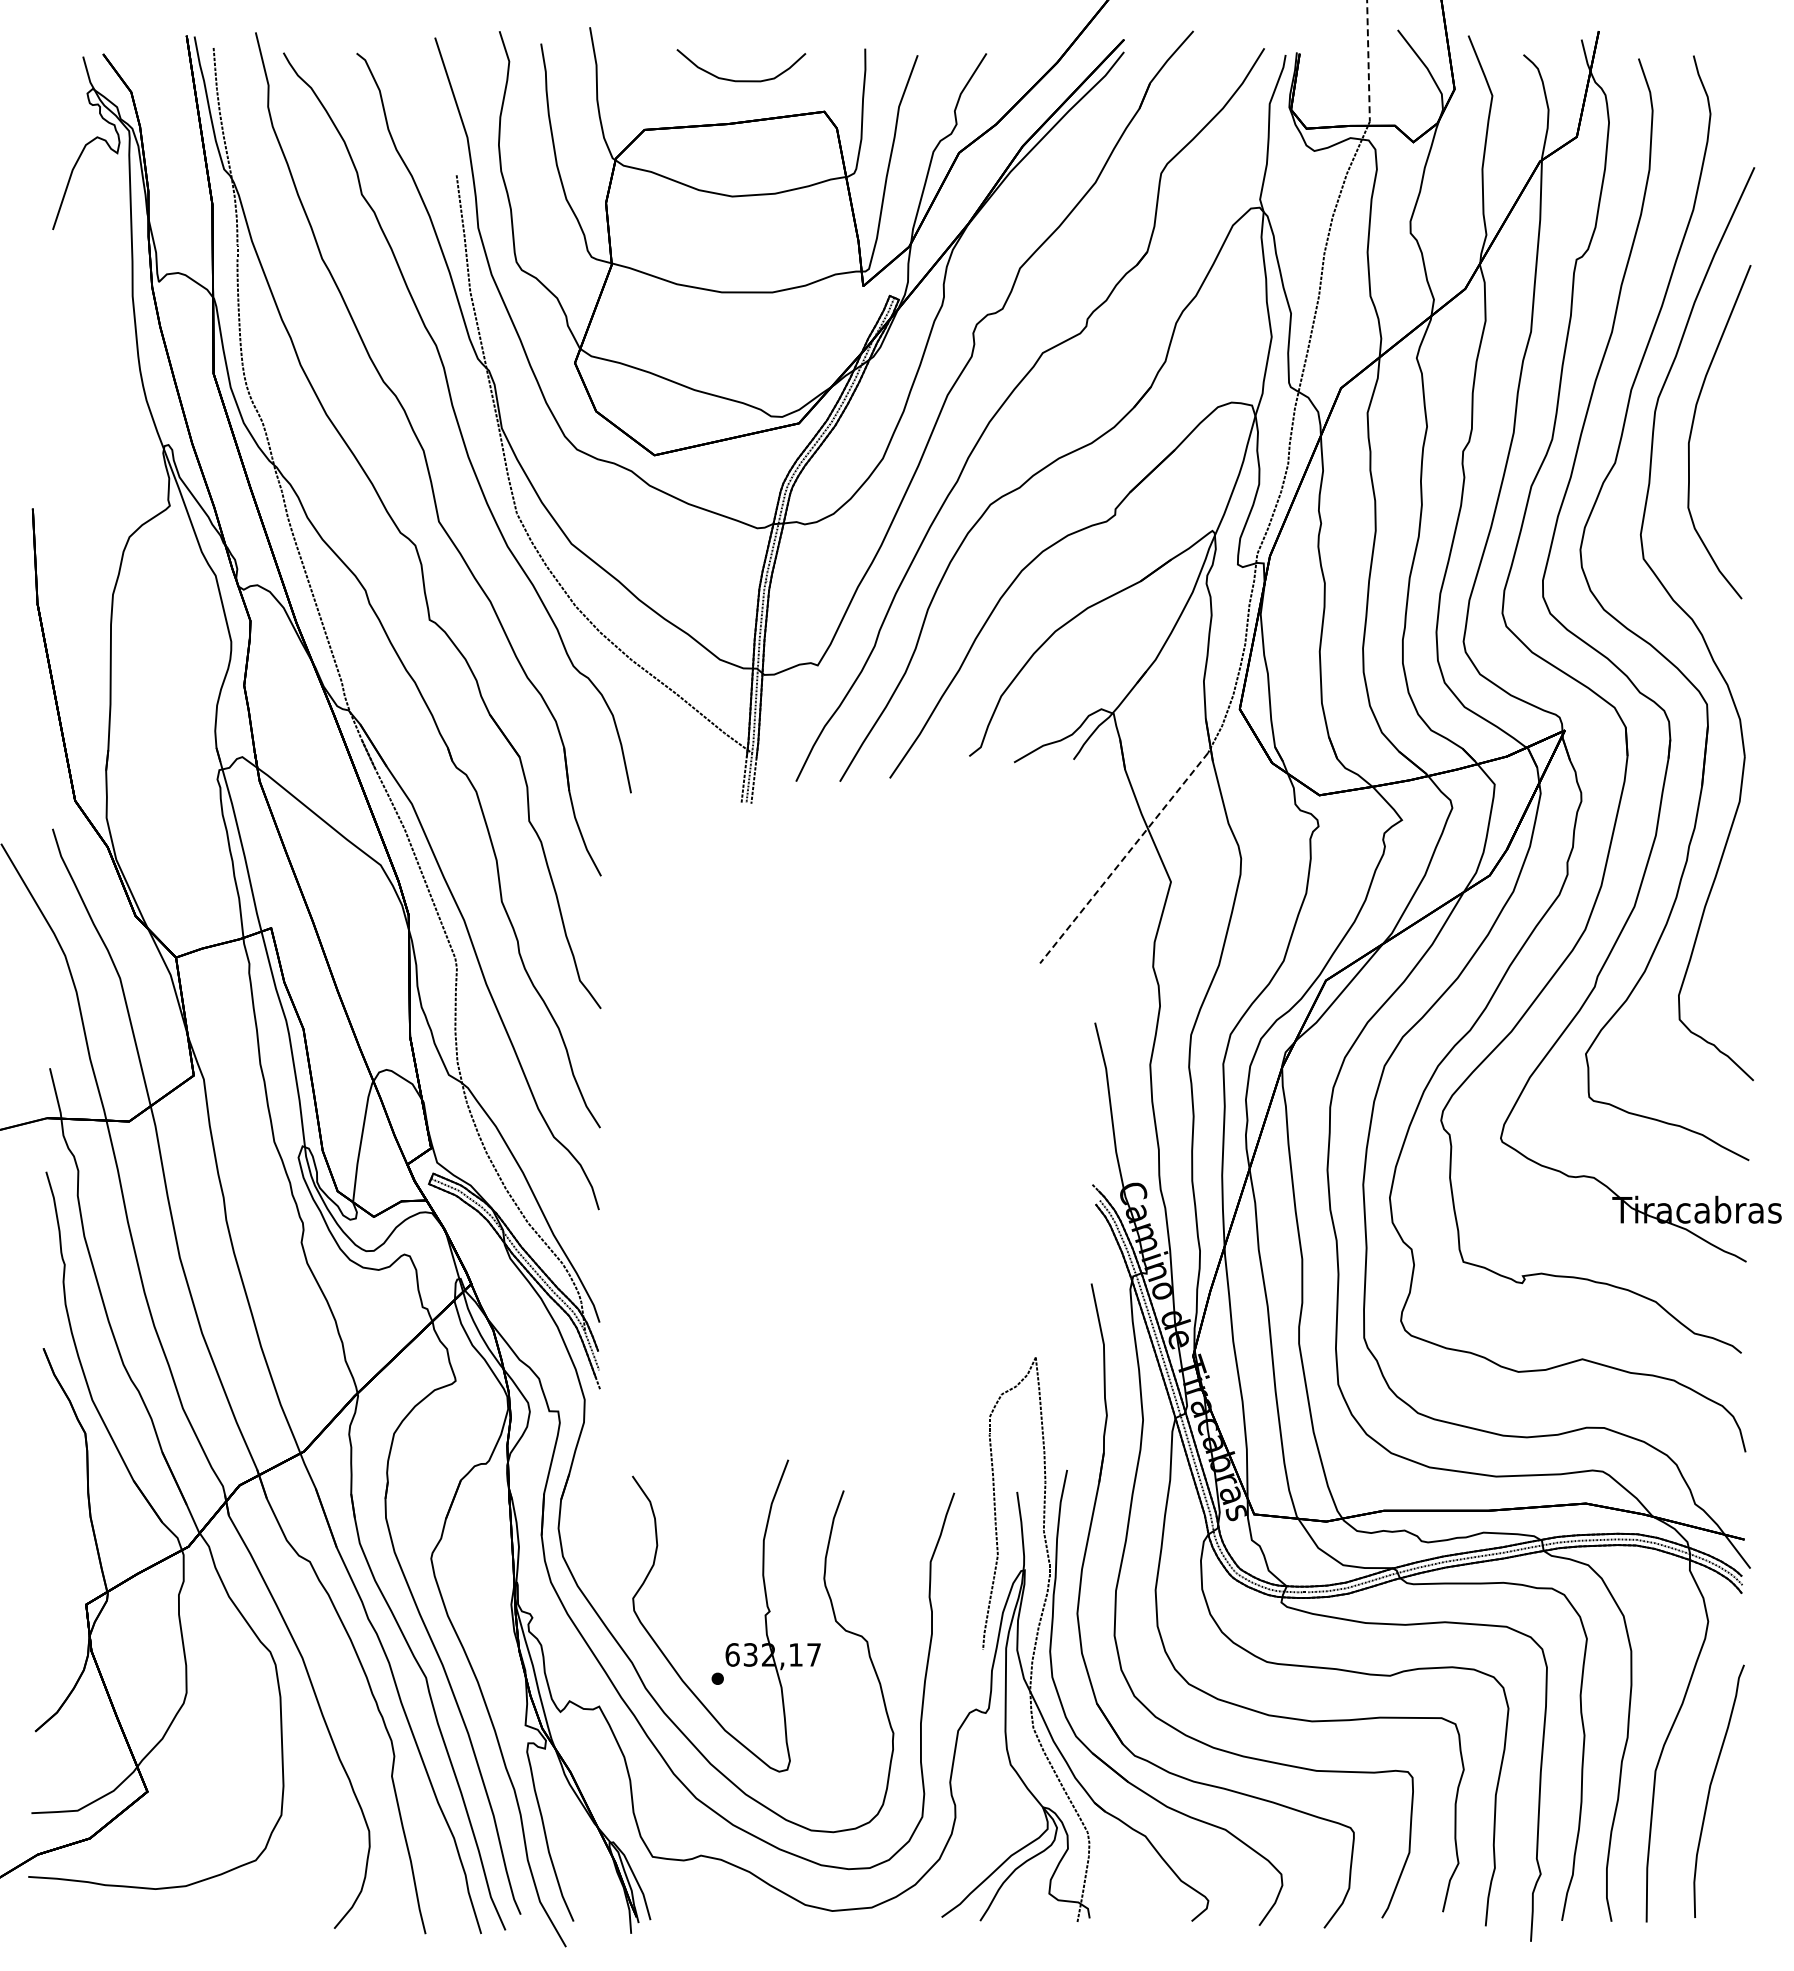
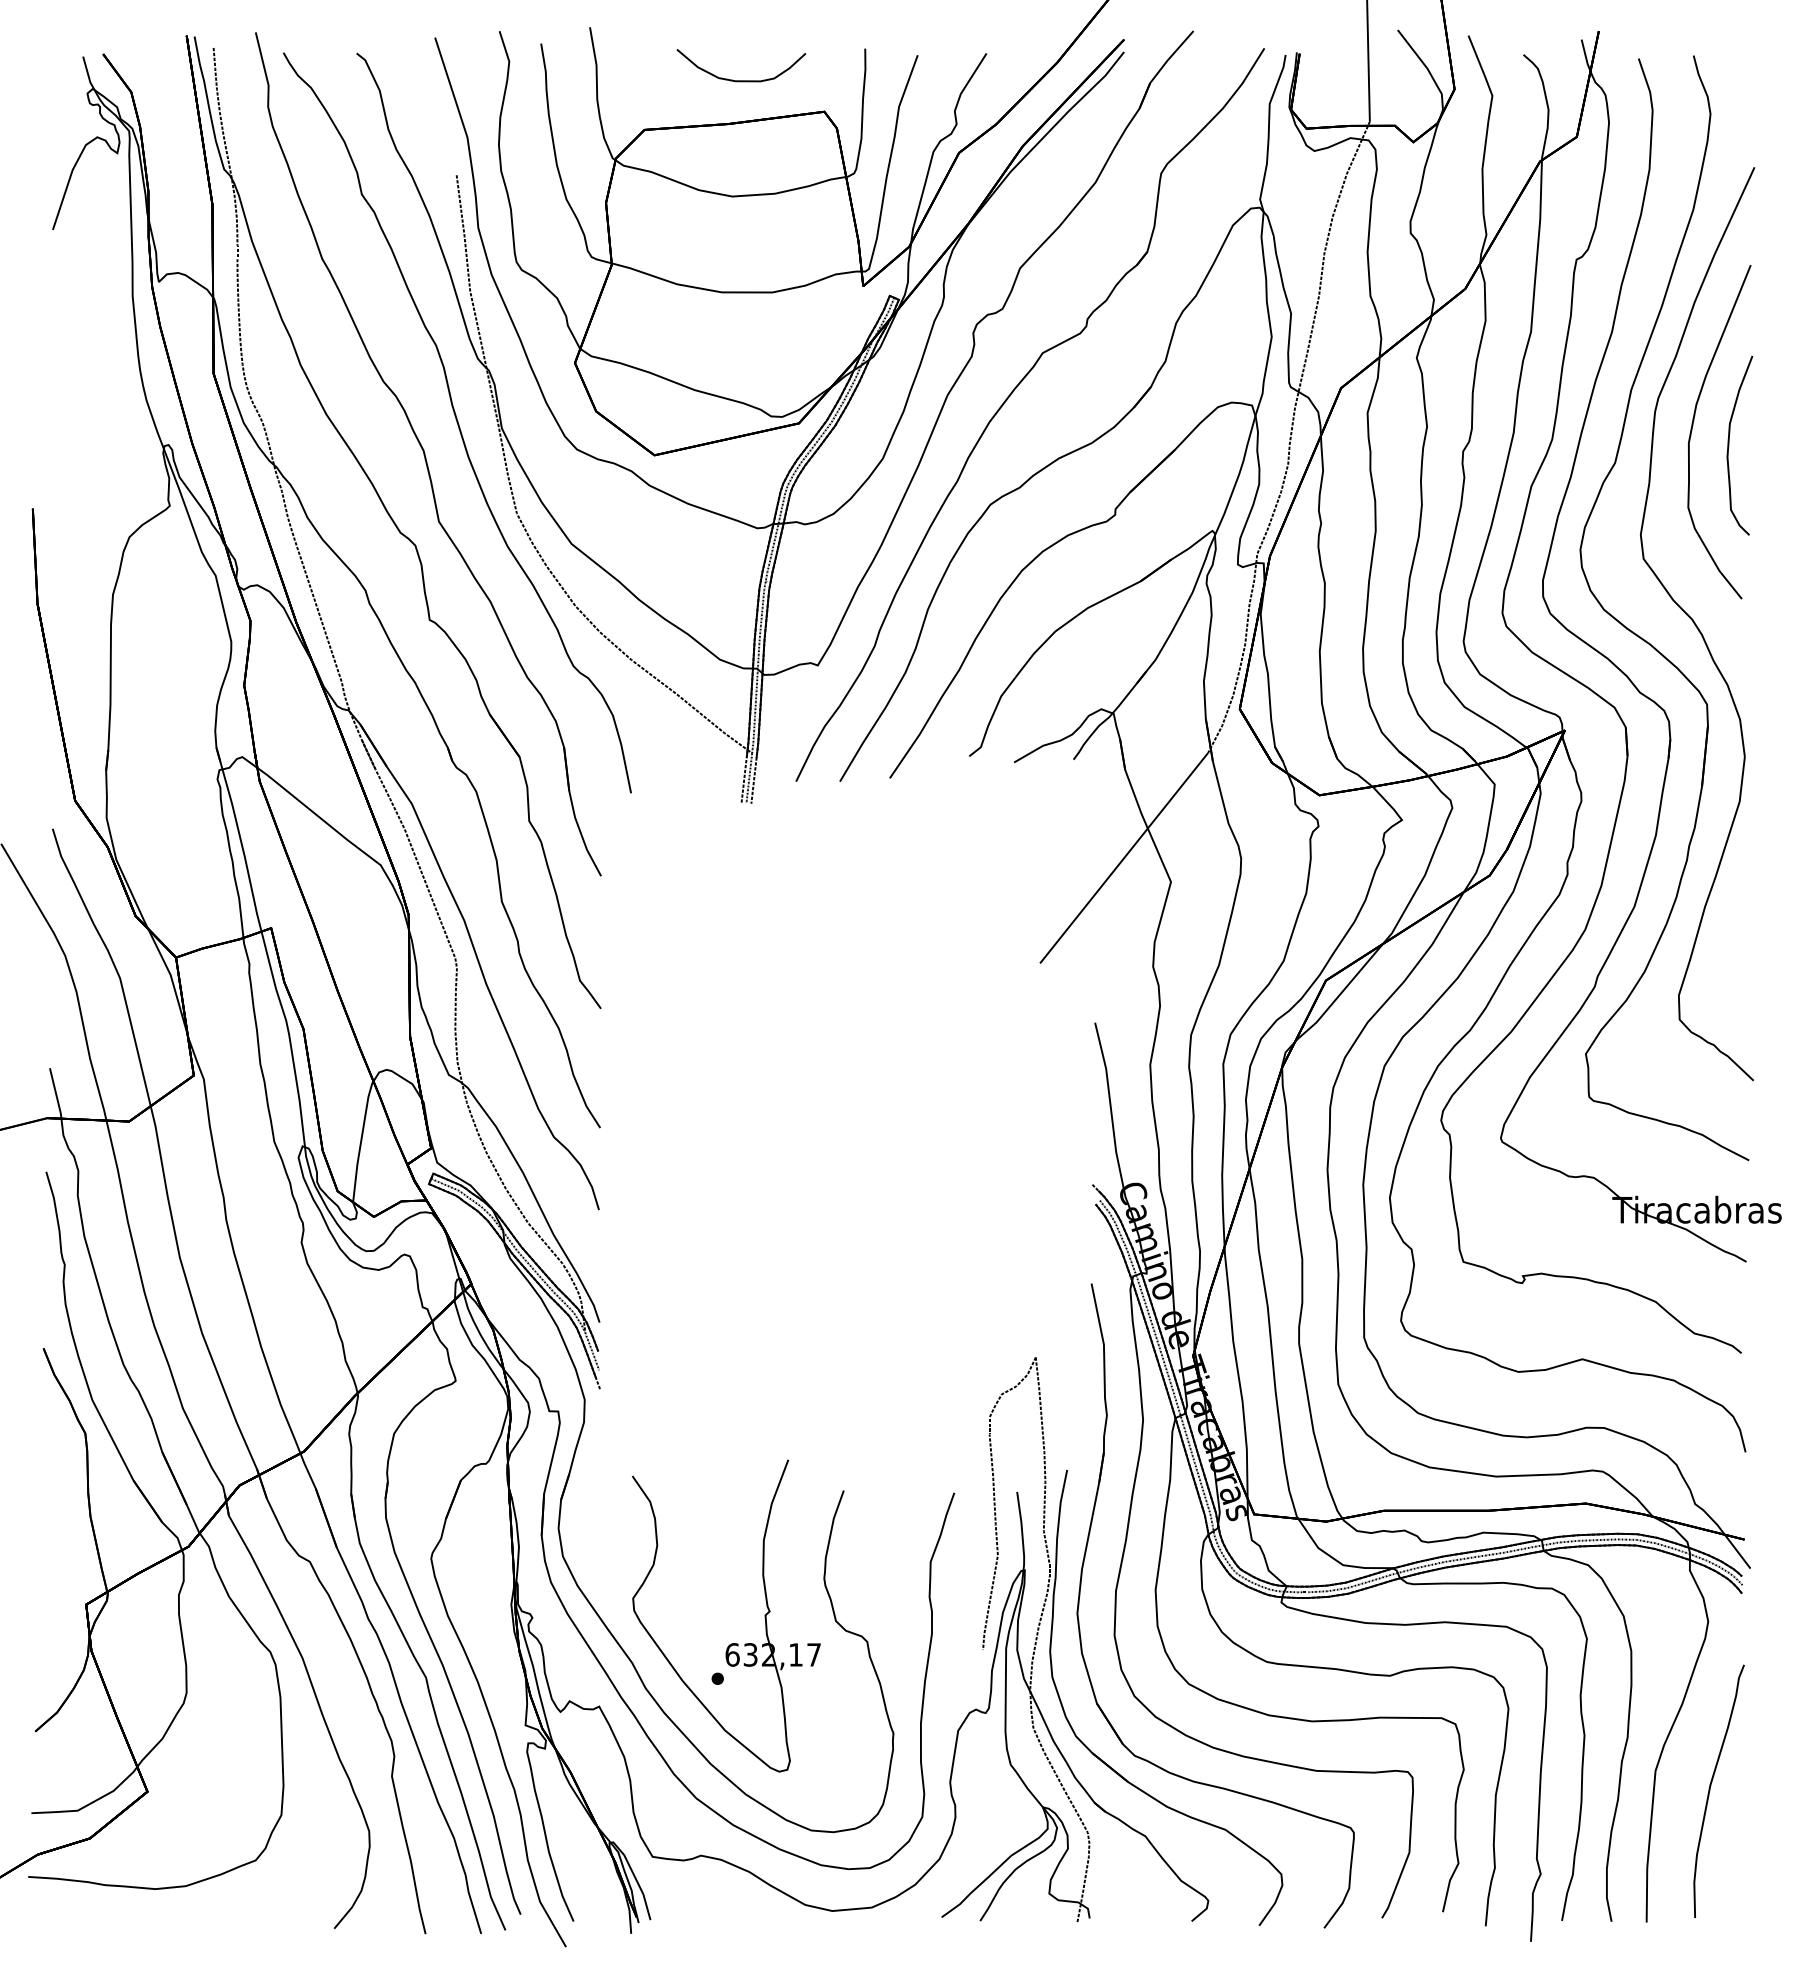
line: dashed -> solid (1368, 61)
part: none -> present (1729, 445)
line: dashed -> solid (1124, 858)
